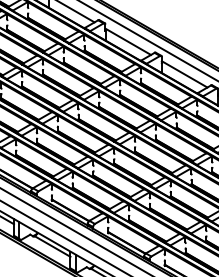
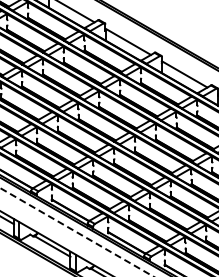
line: present -> none (148, 40)
line: solid -> dashed (76, 232)
line: present -> none (64, 237)
